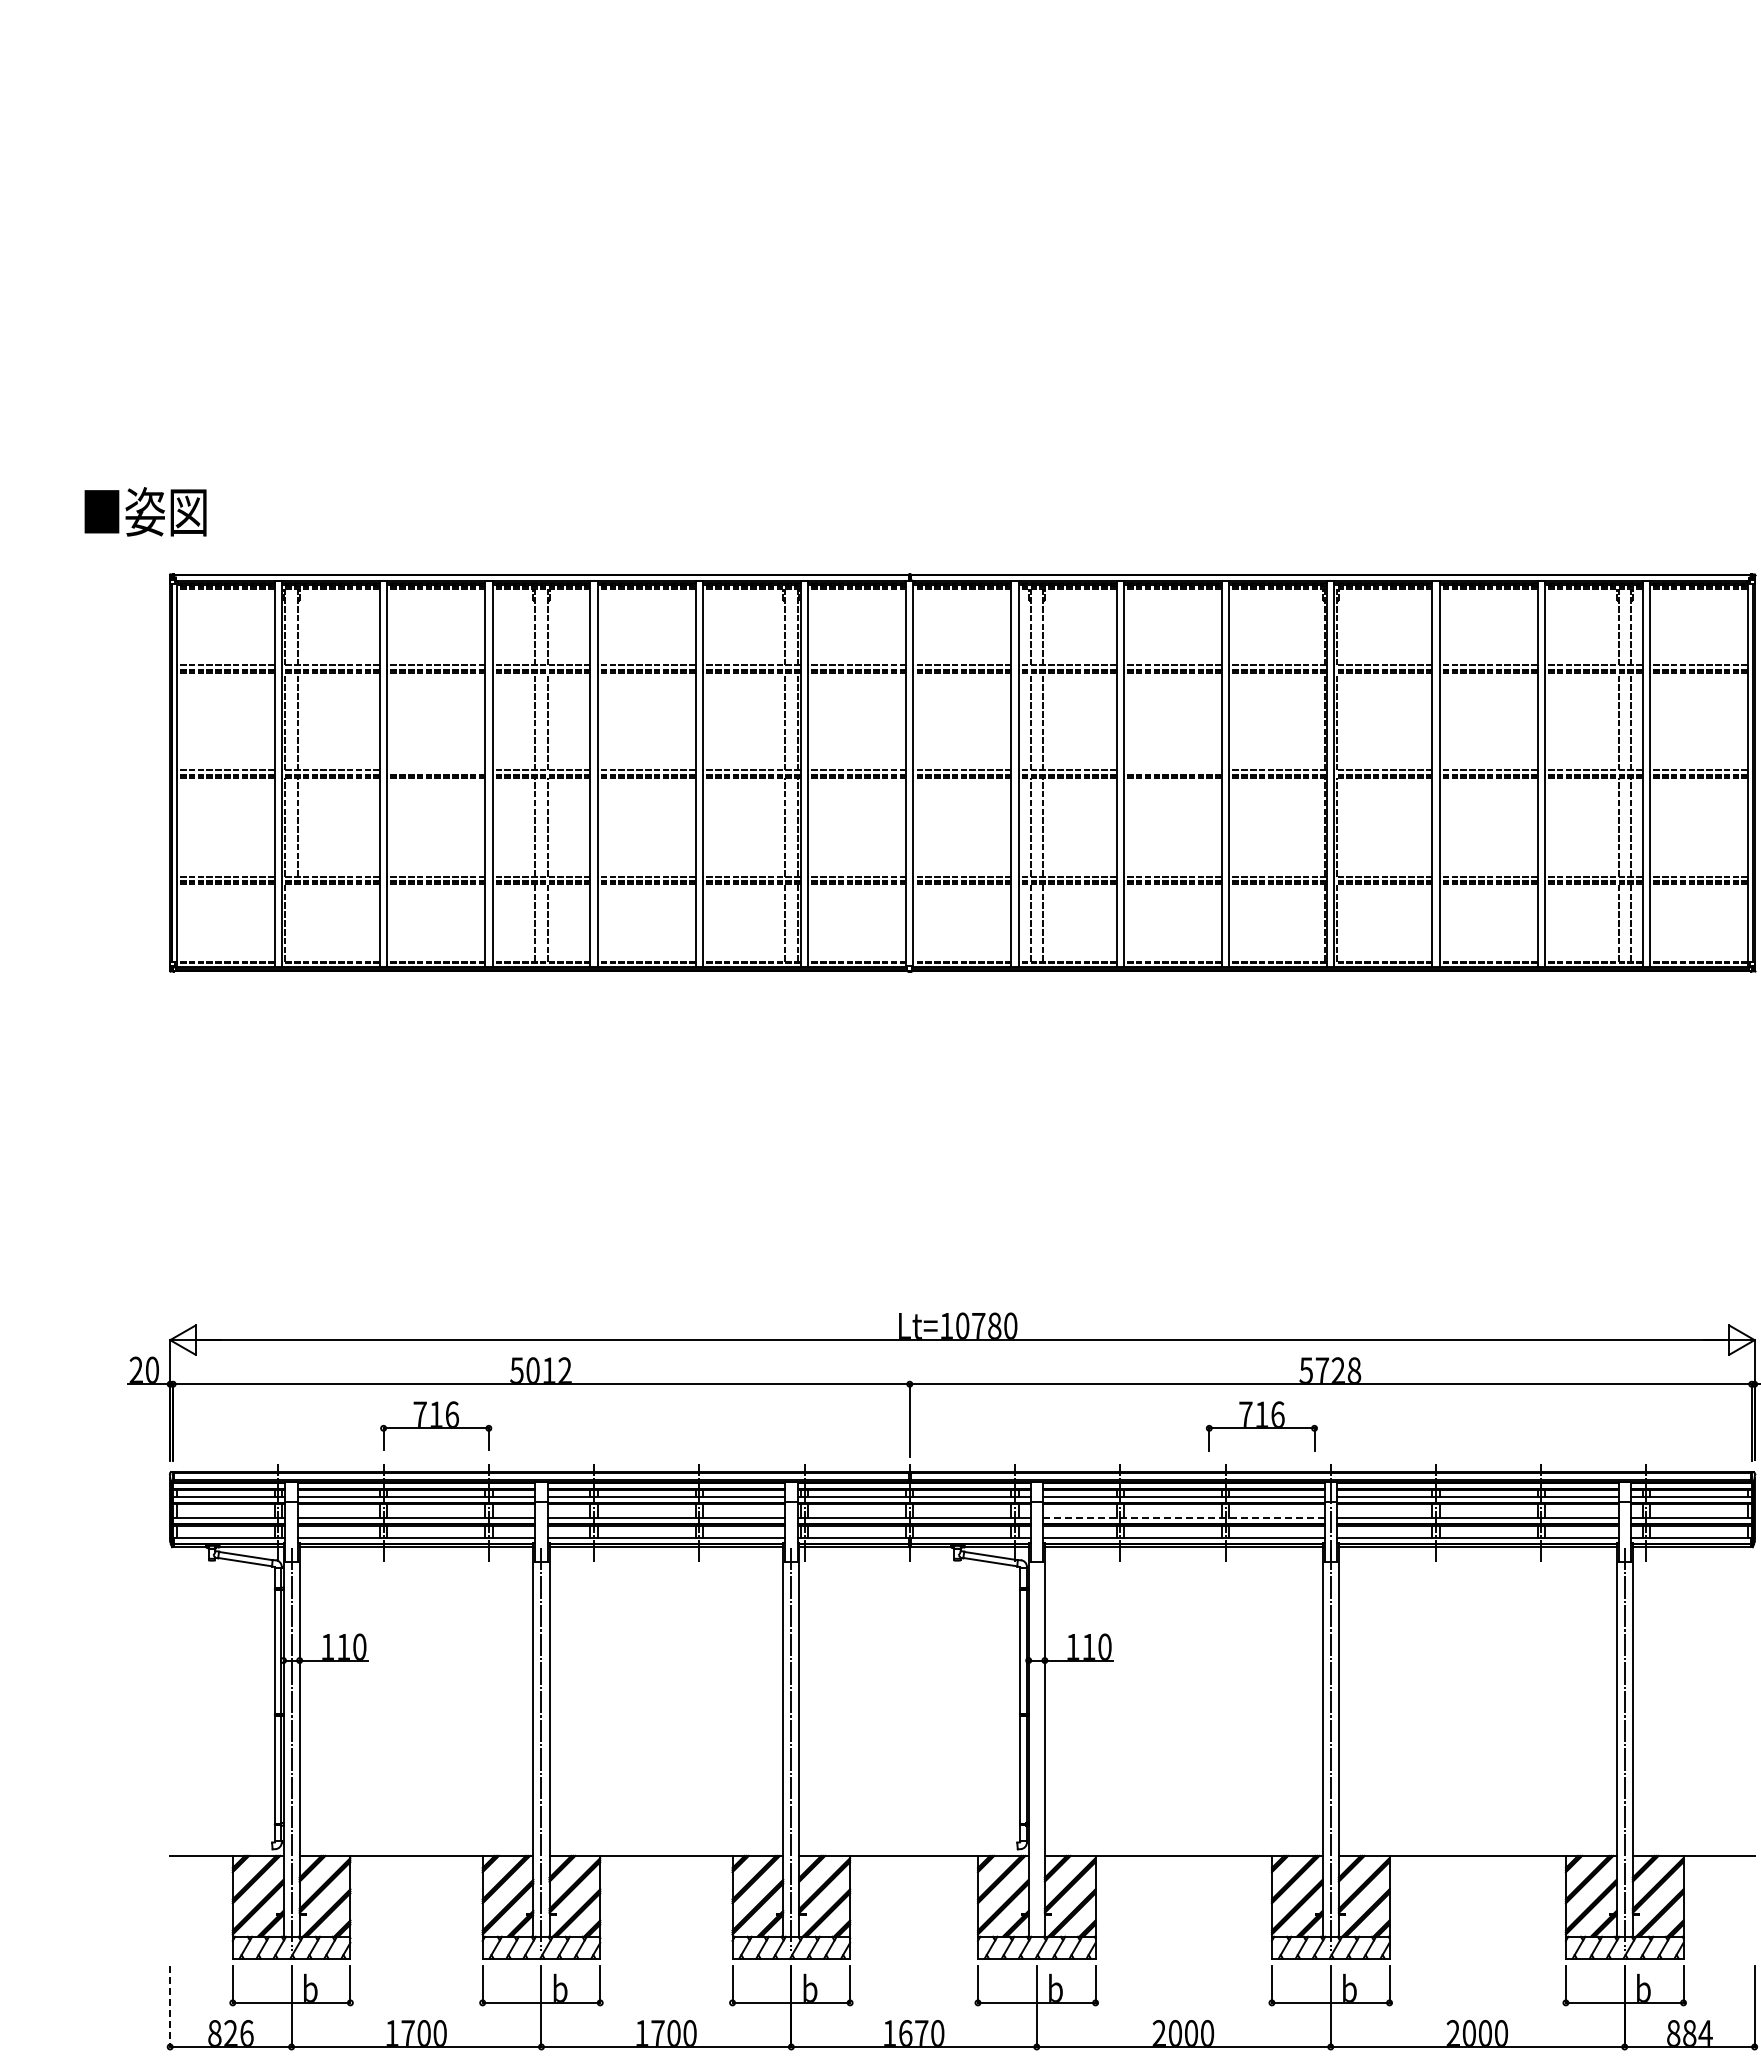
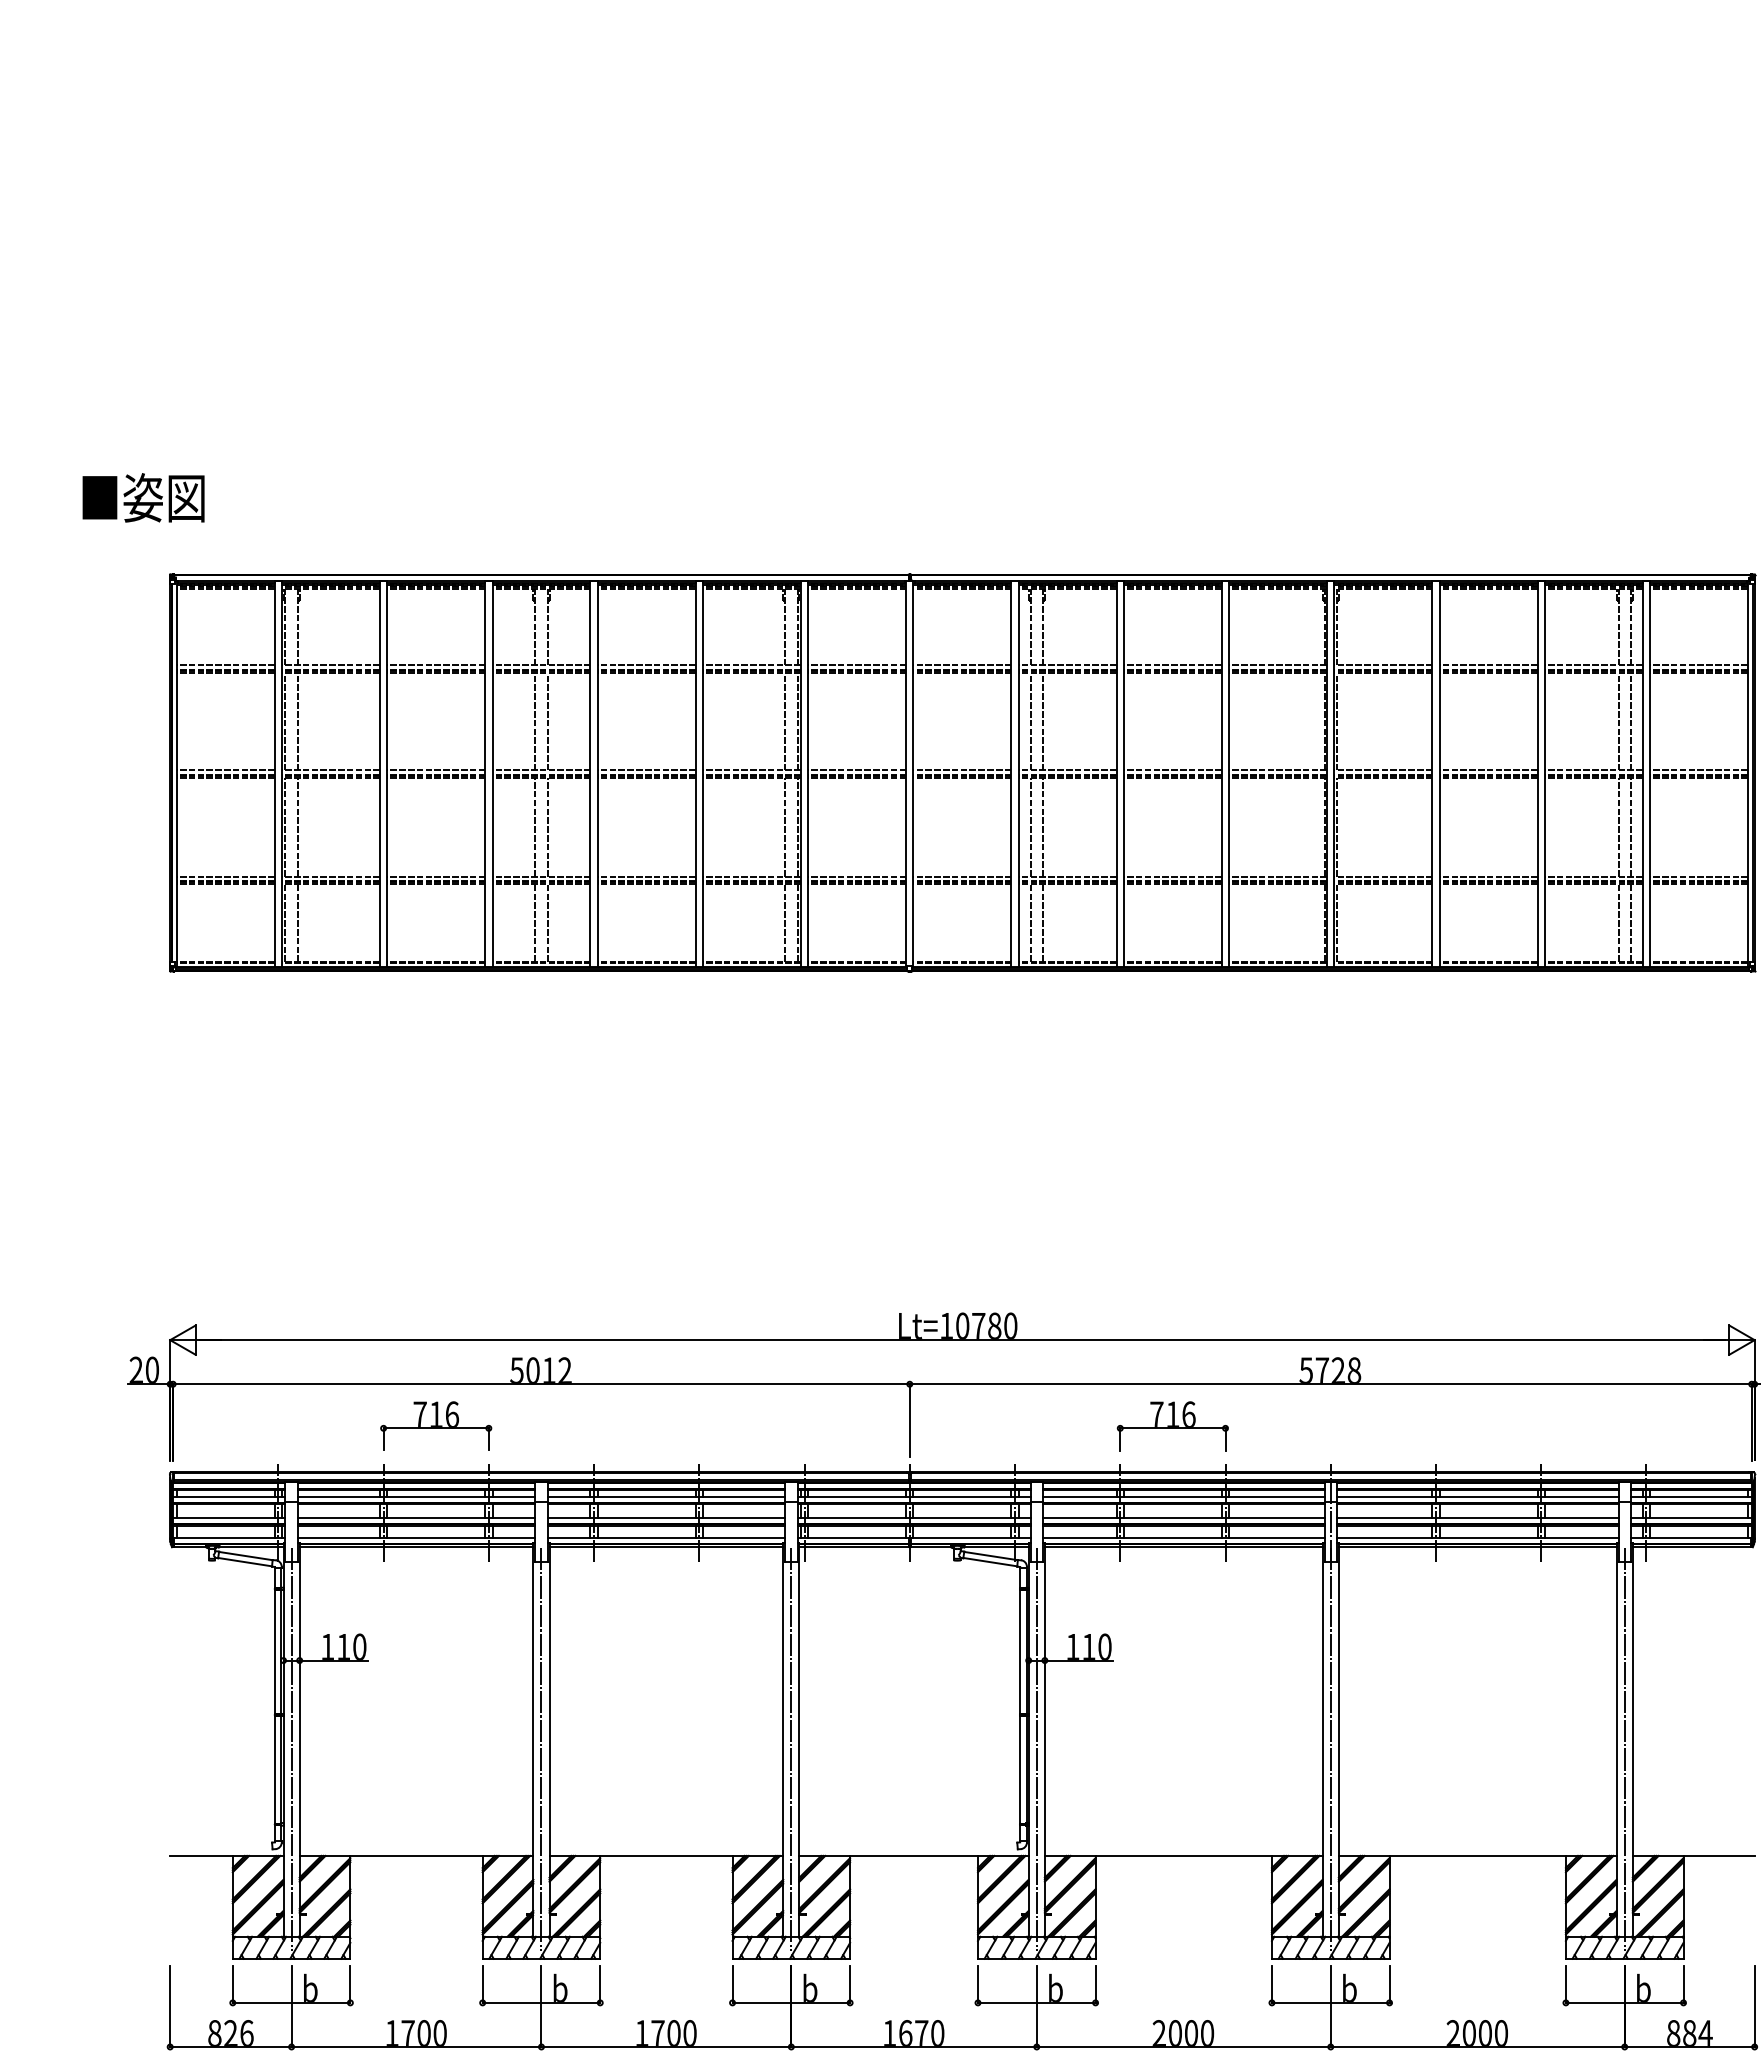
text position: (145, 511) -> (143, 497) (143, 497)
line: none -> present (436, 770)
line: none -> present (1172, 770)
line: none -> present (297, 922)
part position: (1261, 1426) -> (1172, 1426) (1172, 1426)
line: dashed -> solid (1183, 1518)
line: none -> present (1036, 1749)
line: dashed -> solid (170, 2007)
